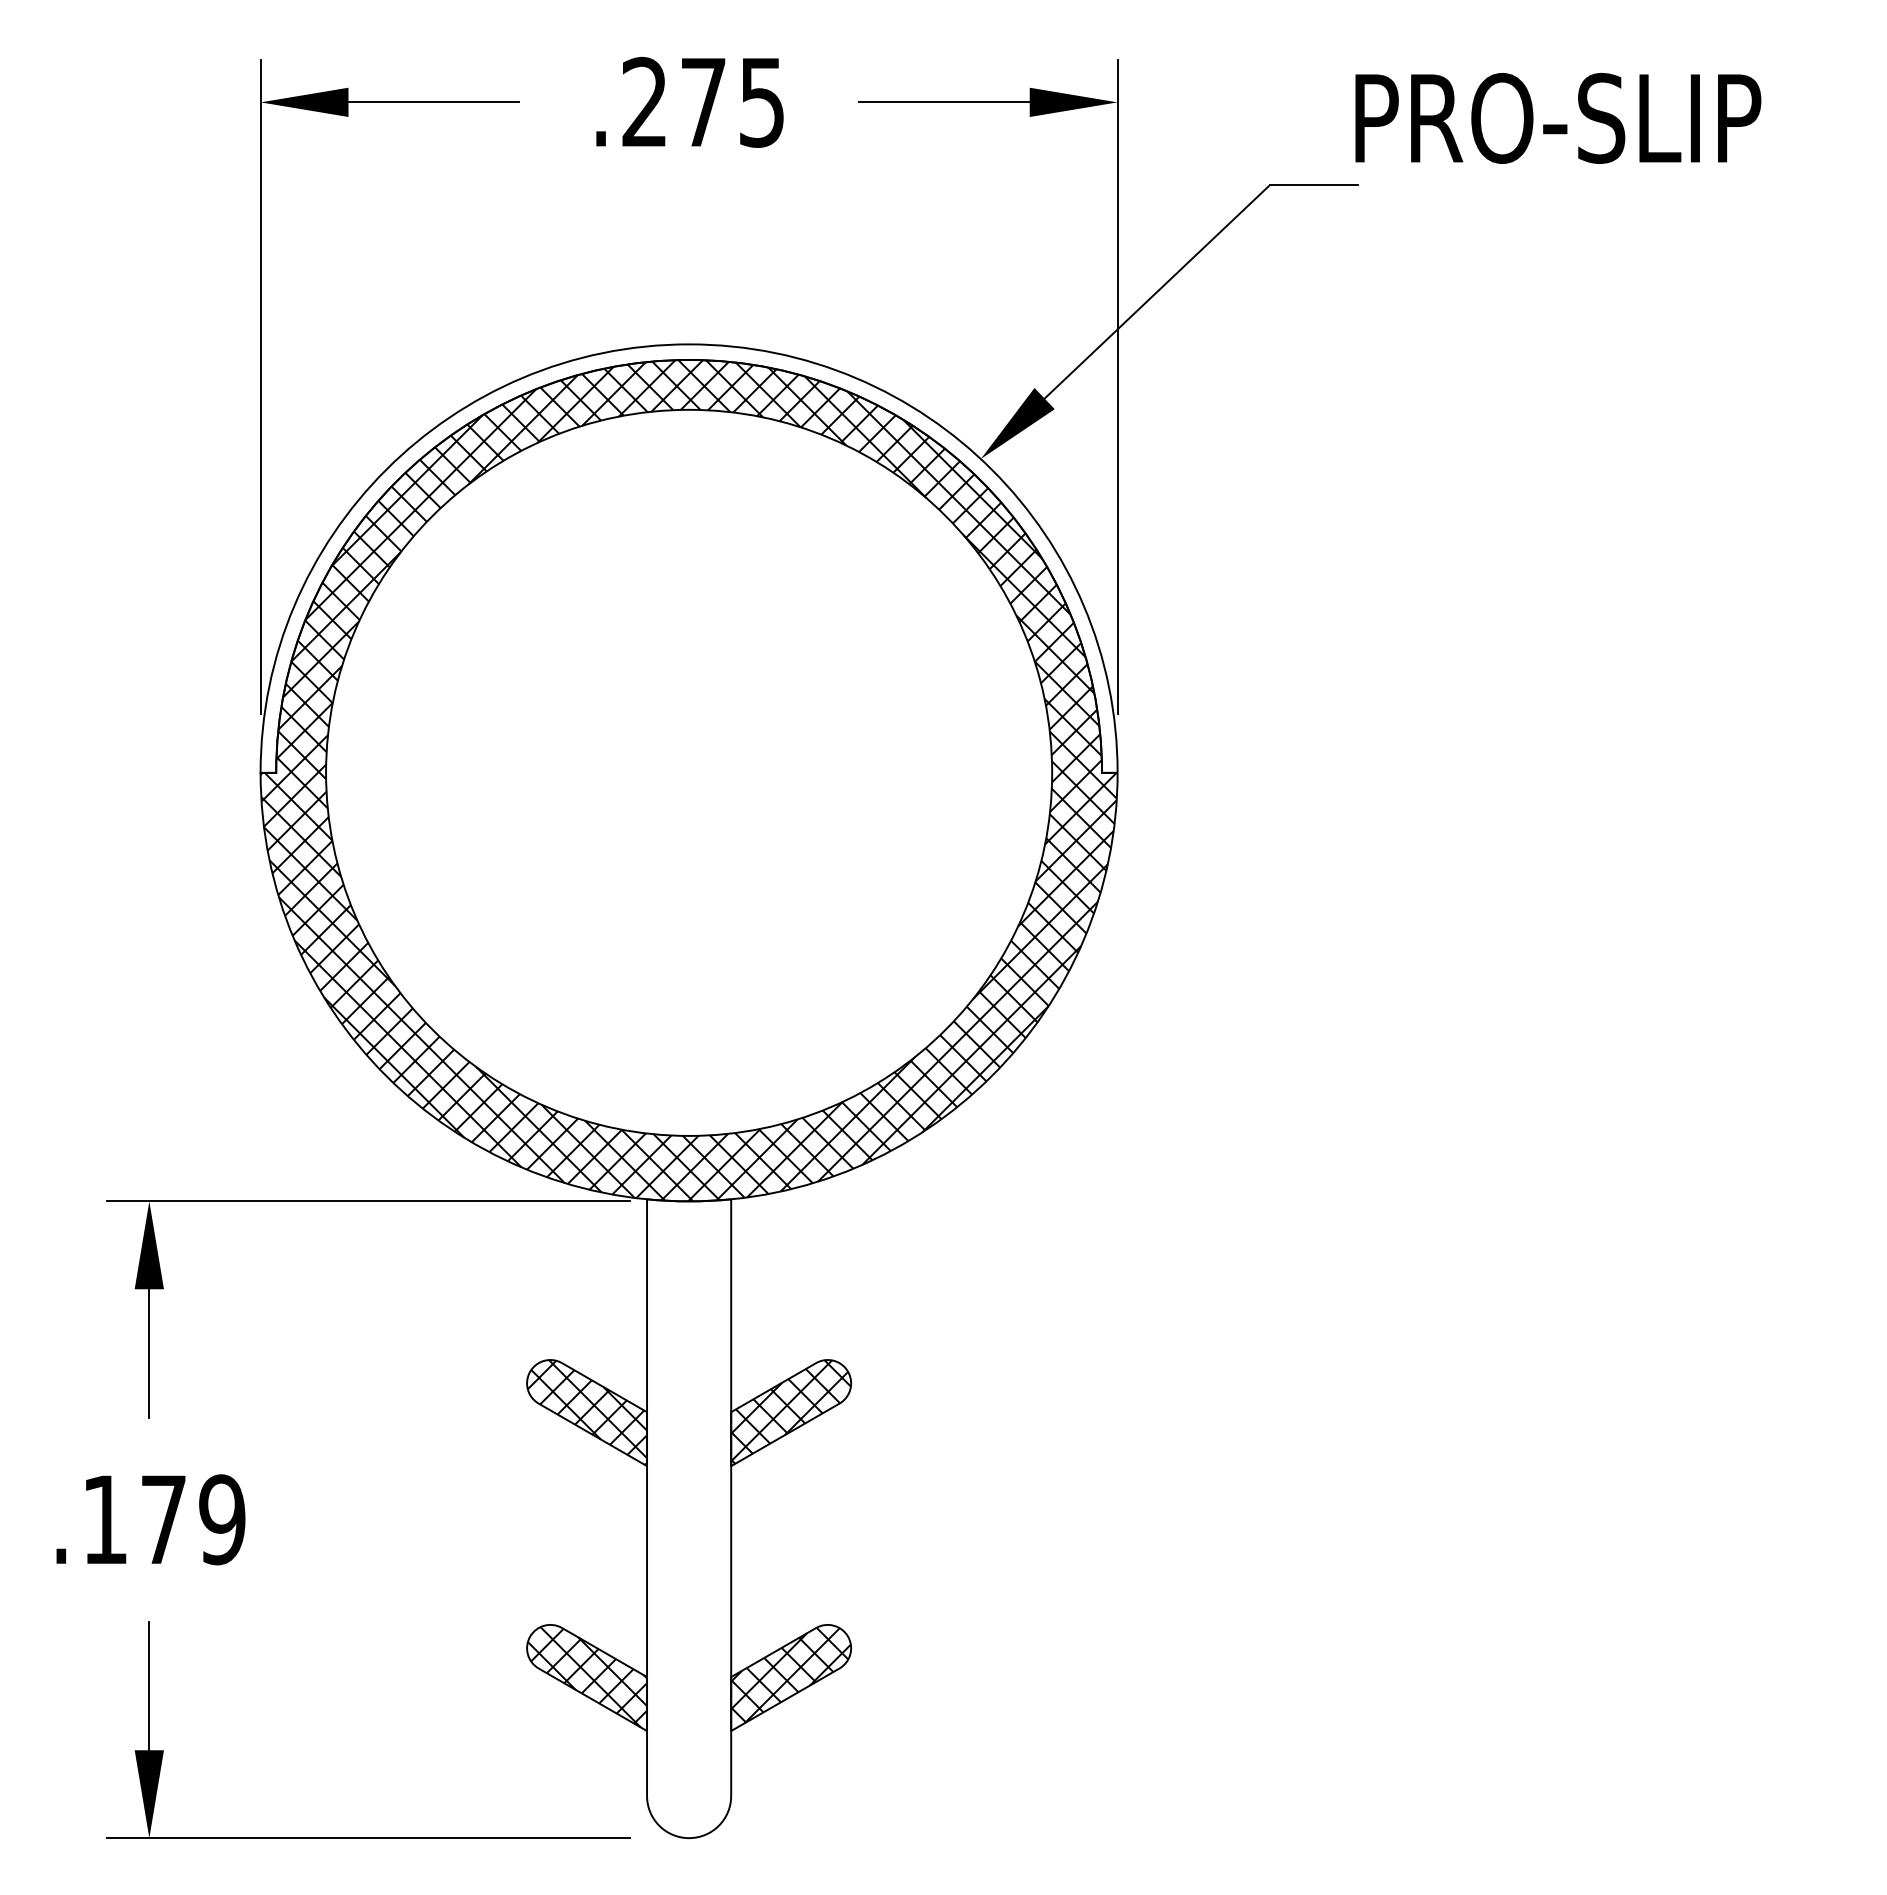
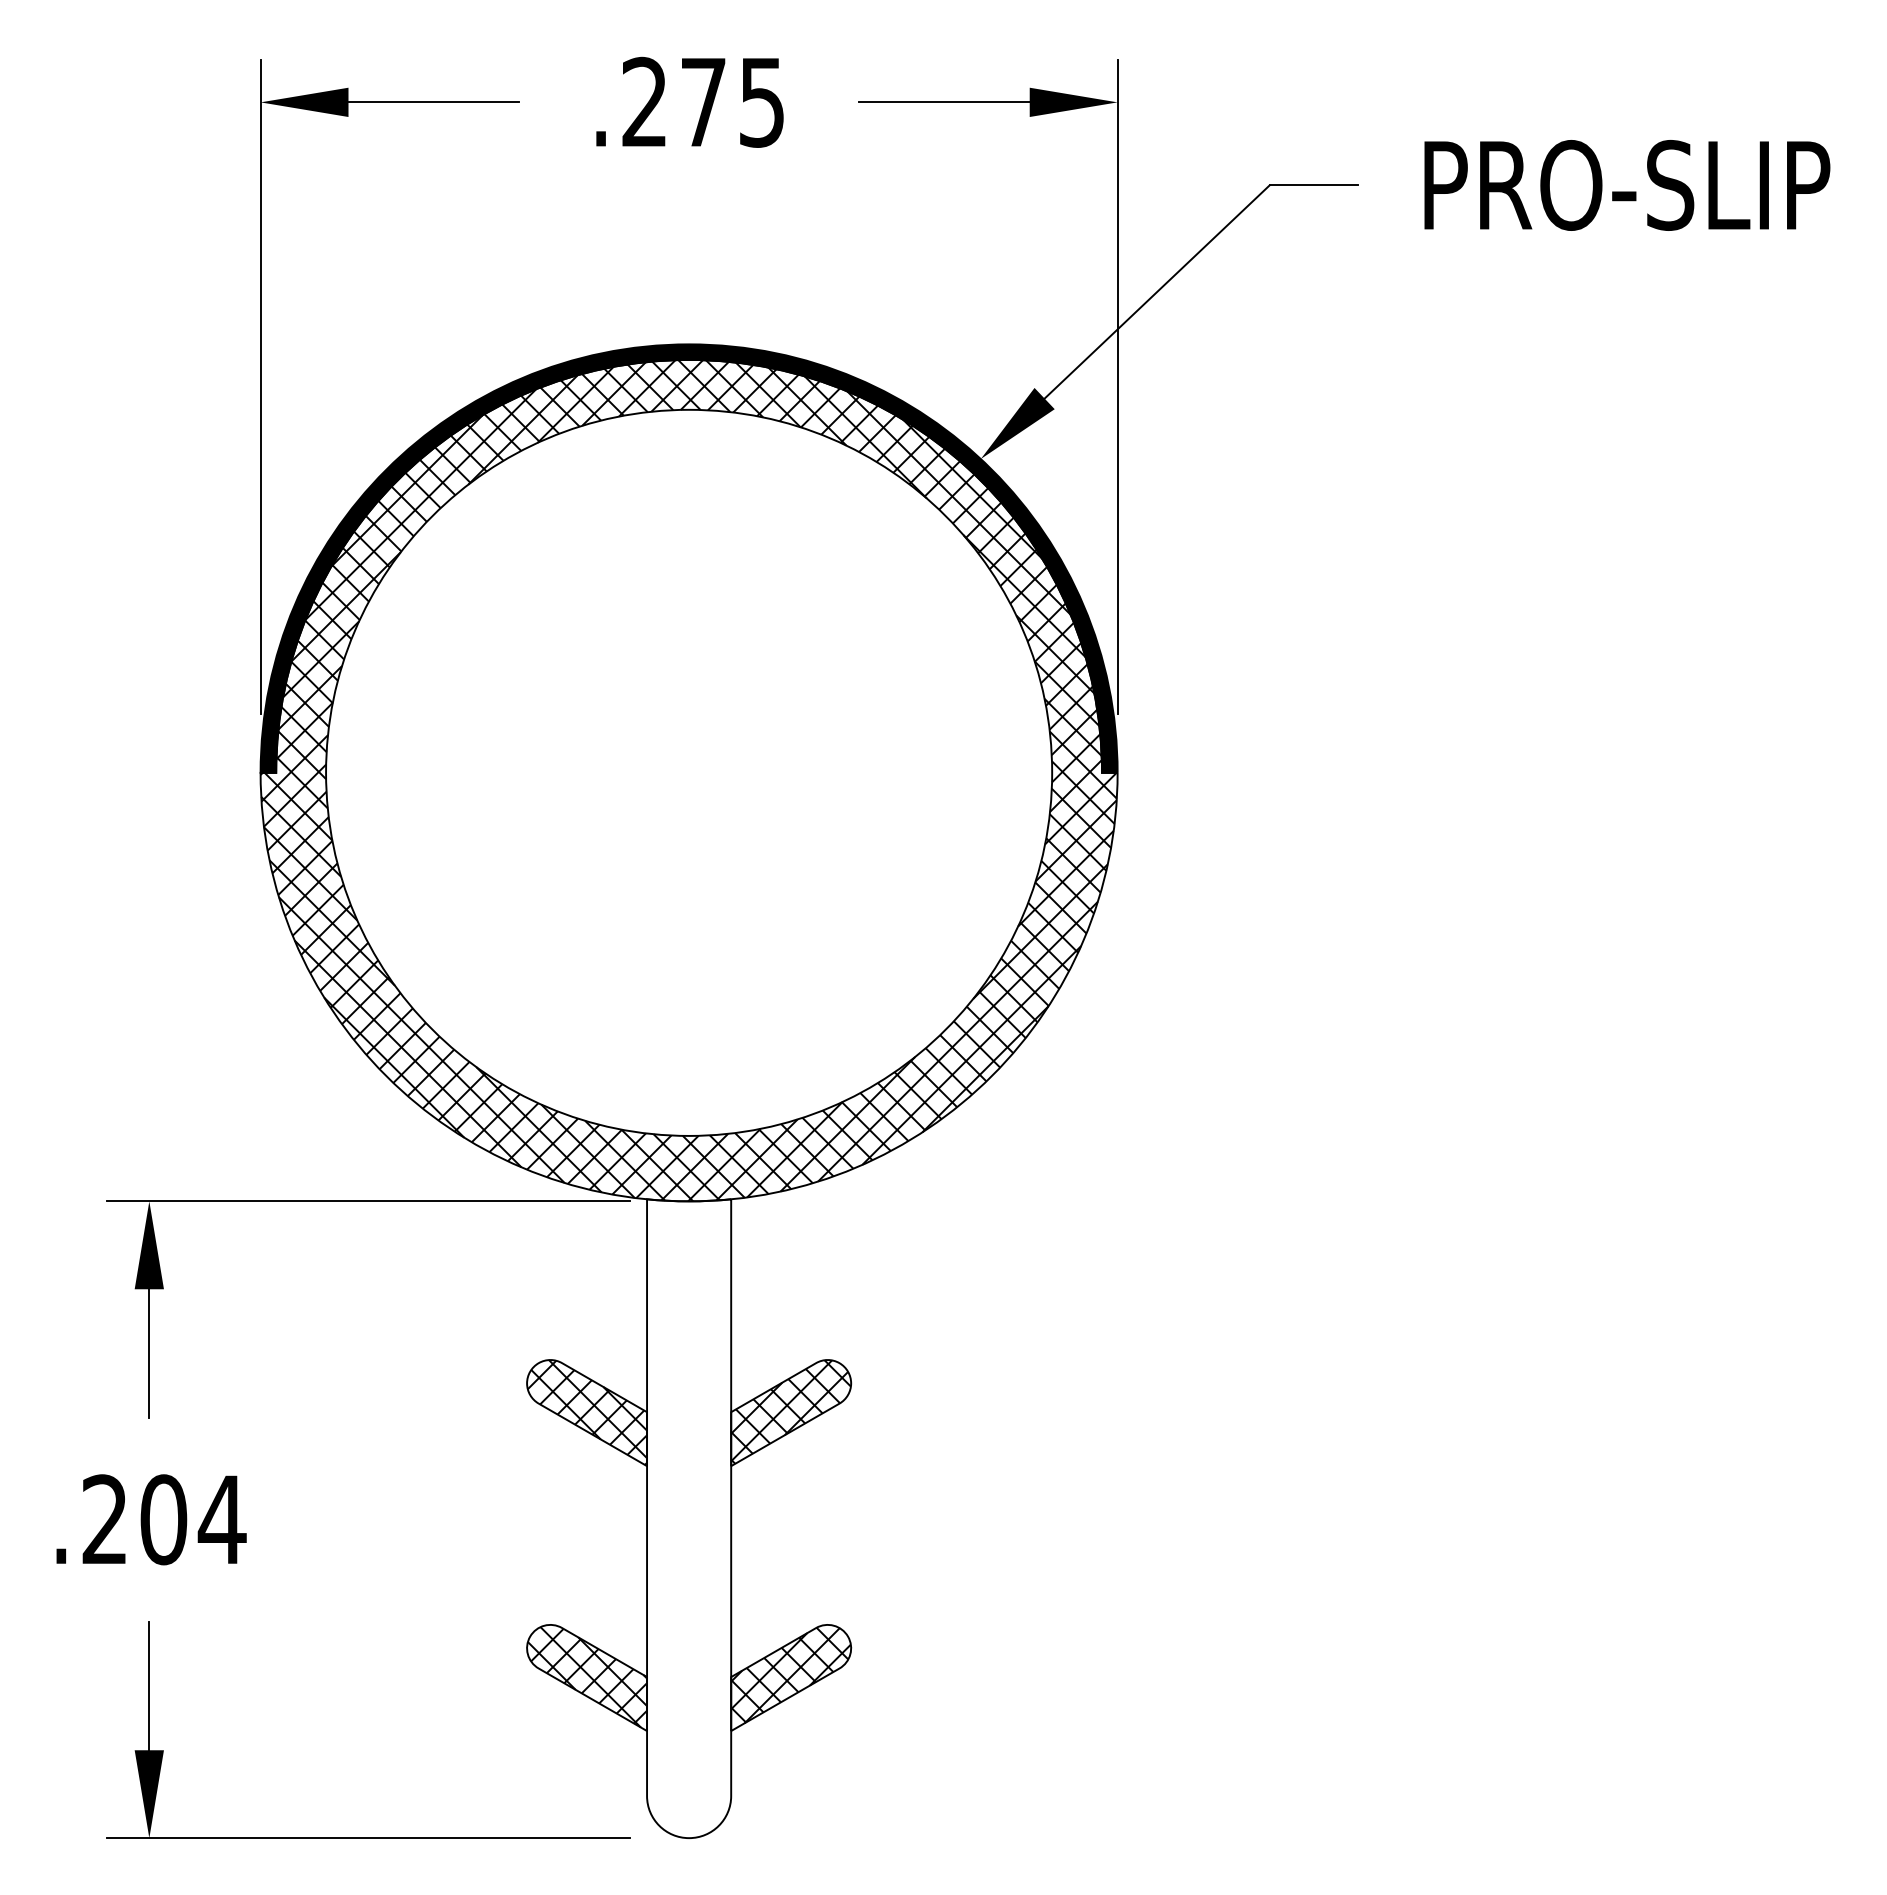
text position: (1558, 118) -> (1627, 185) (1627, 185)
fill: none -> present (688, 558)
text: .179 -> .204 (164, 1519)
